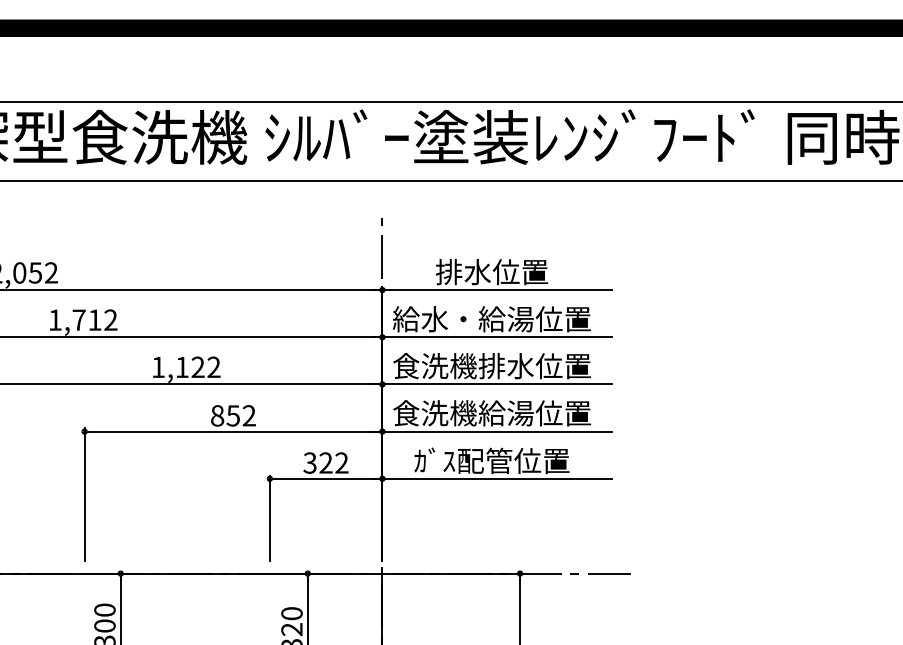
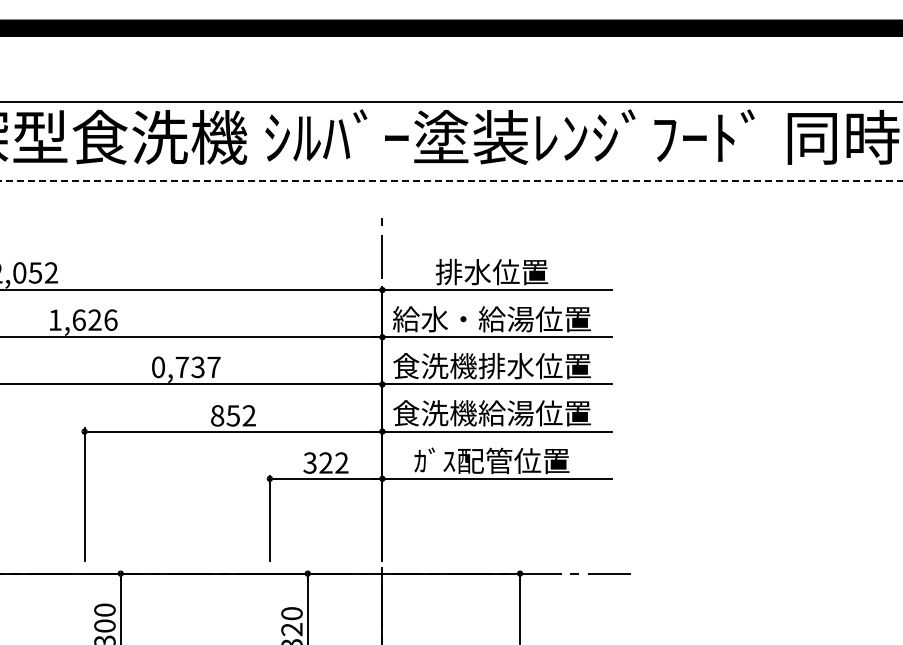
line: solid -> dashed (451, 180)
text: 1,712 -> 1,626 (94, 319)
text: 1,122 -> 0,737 (186, 367)
